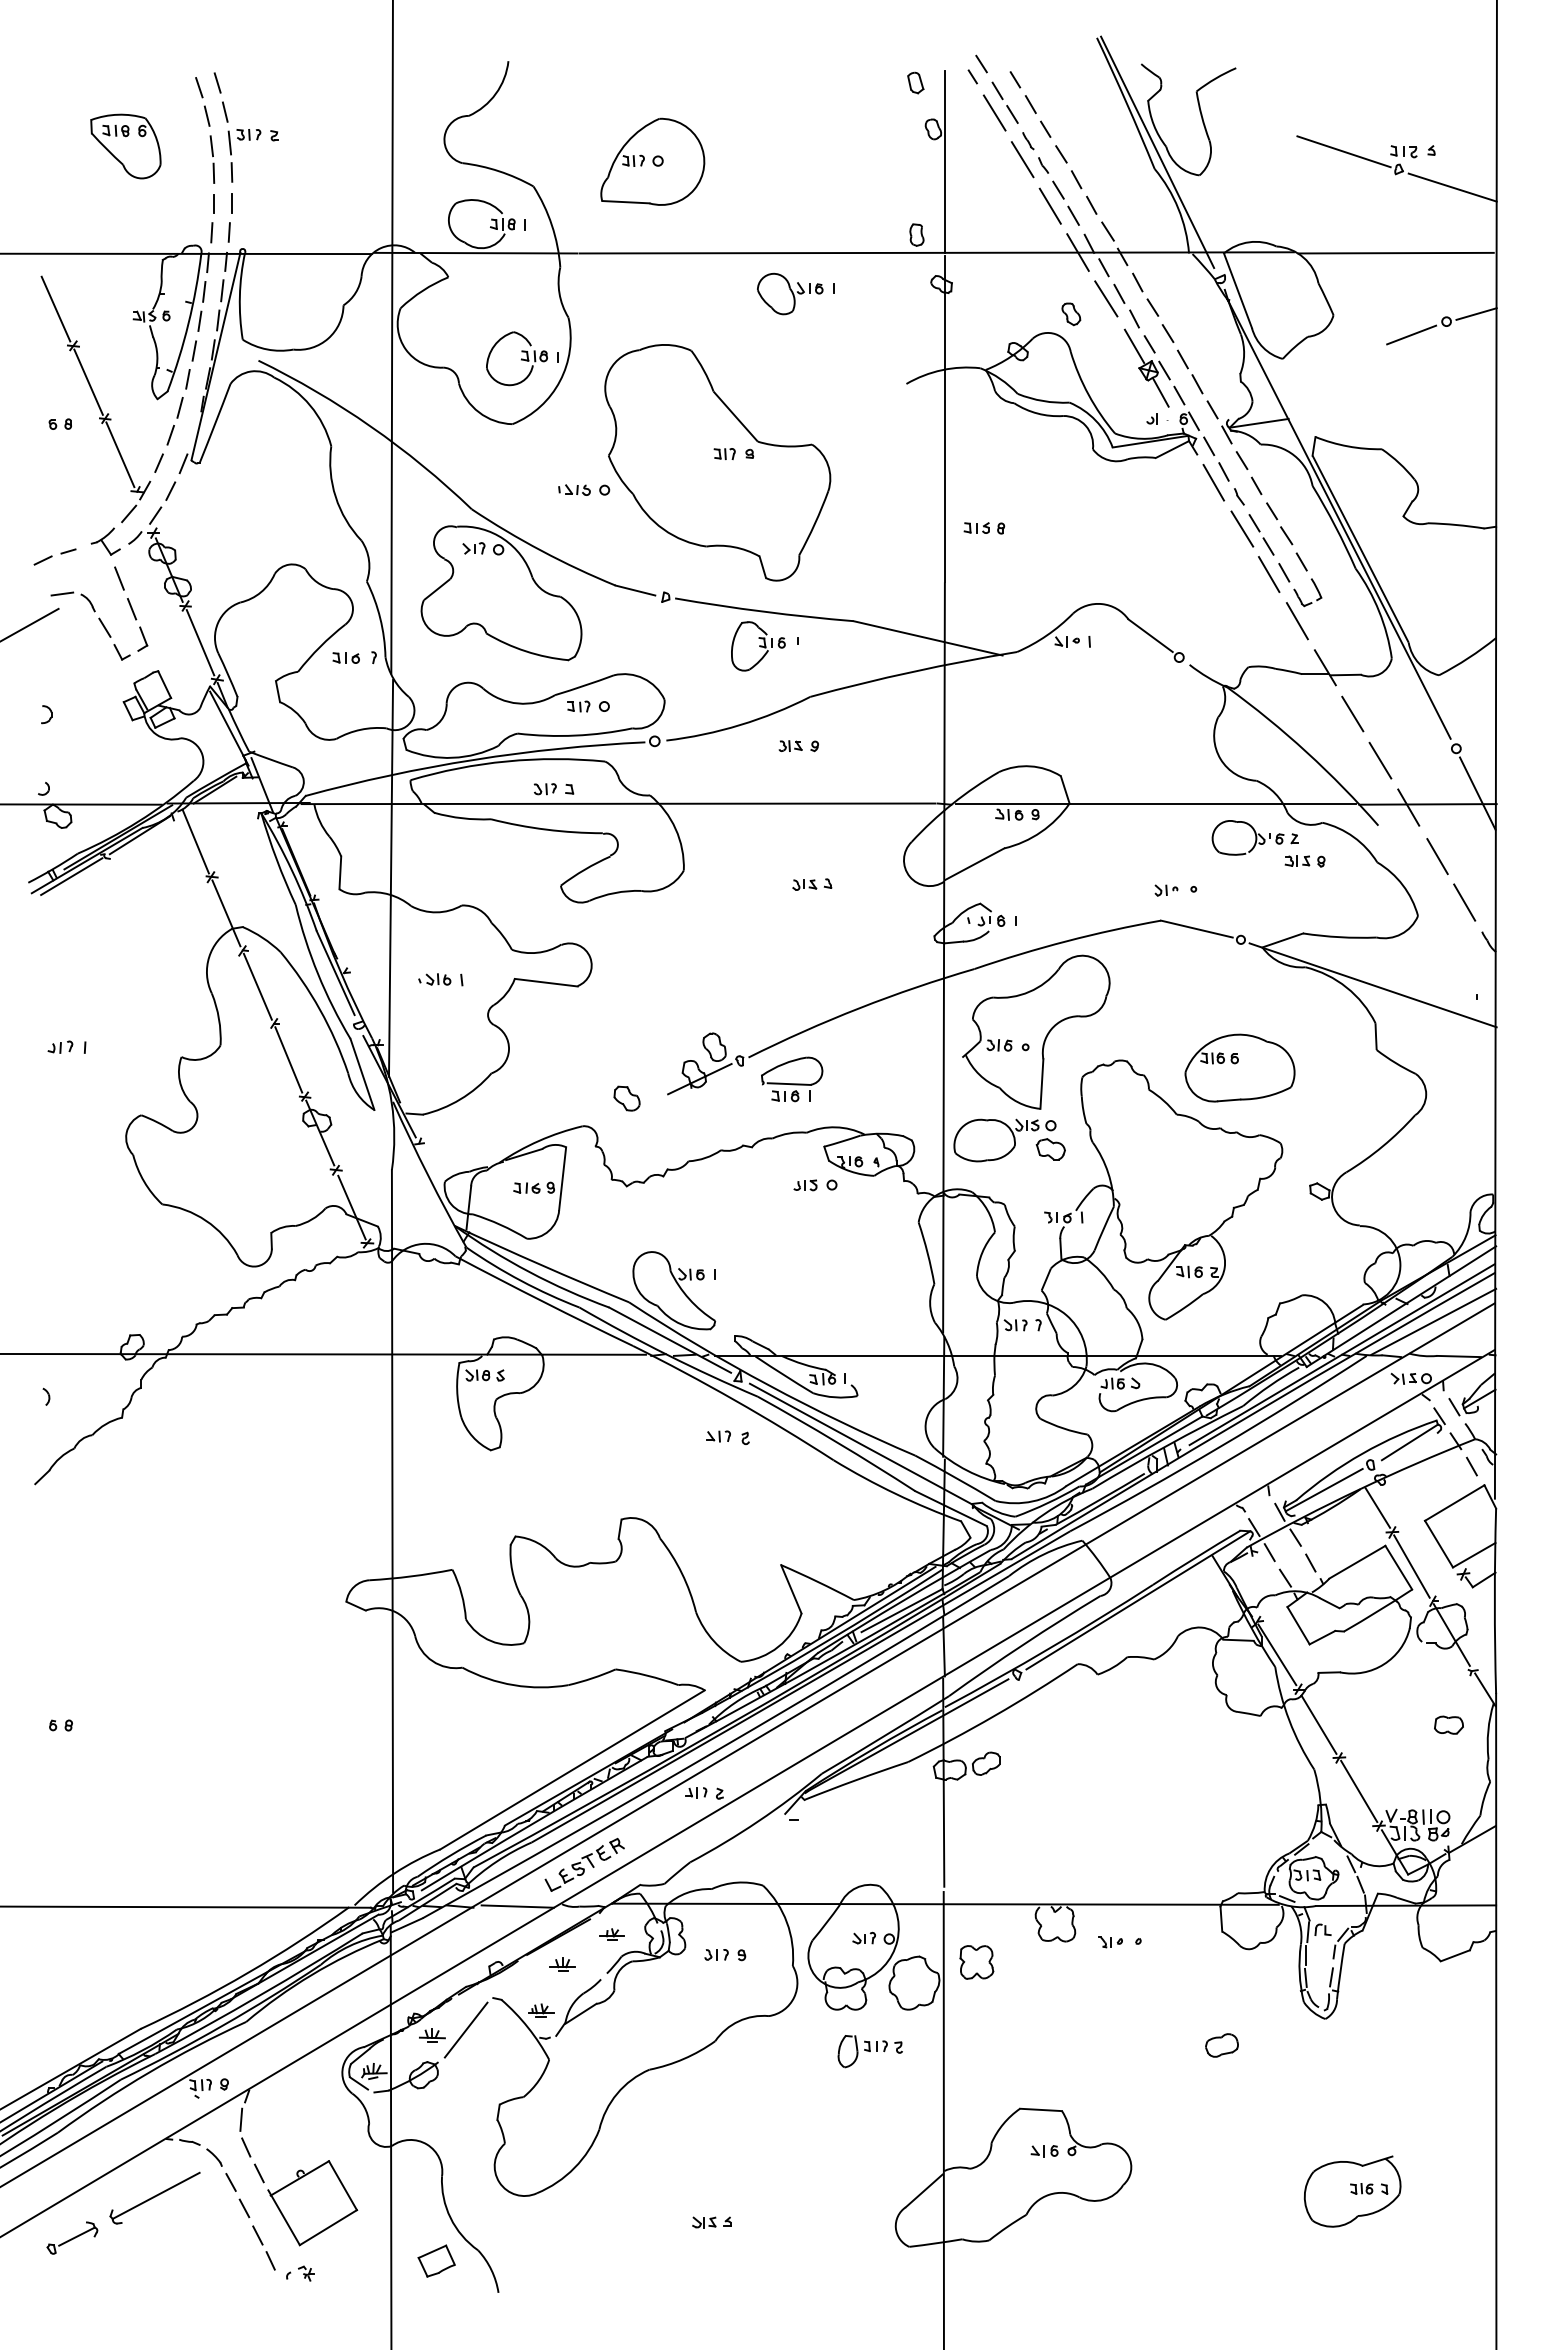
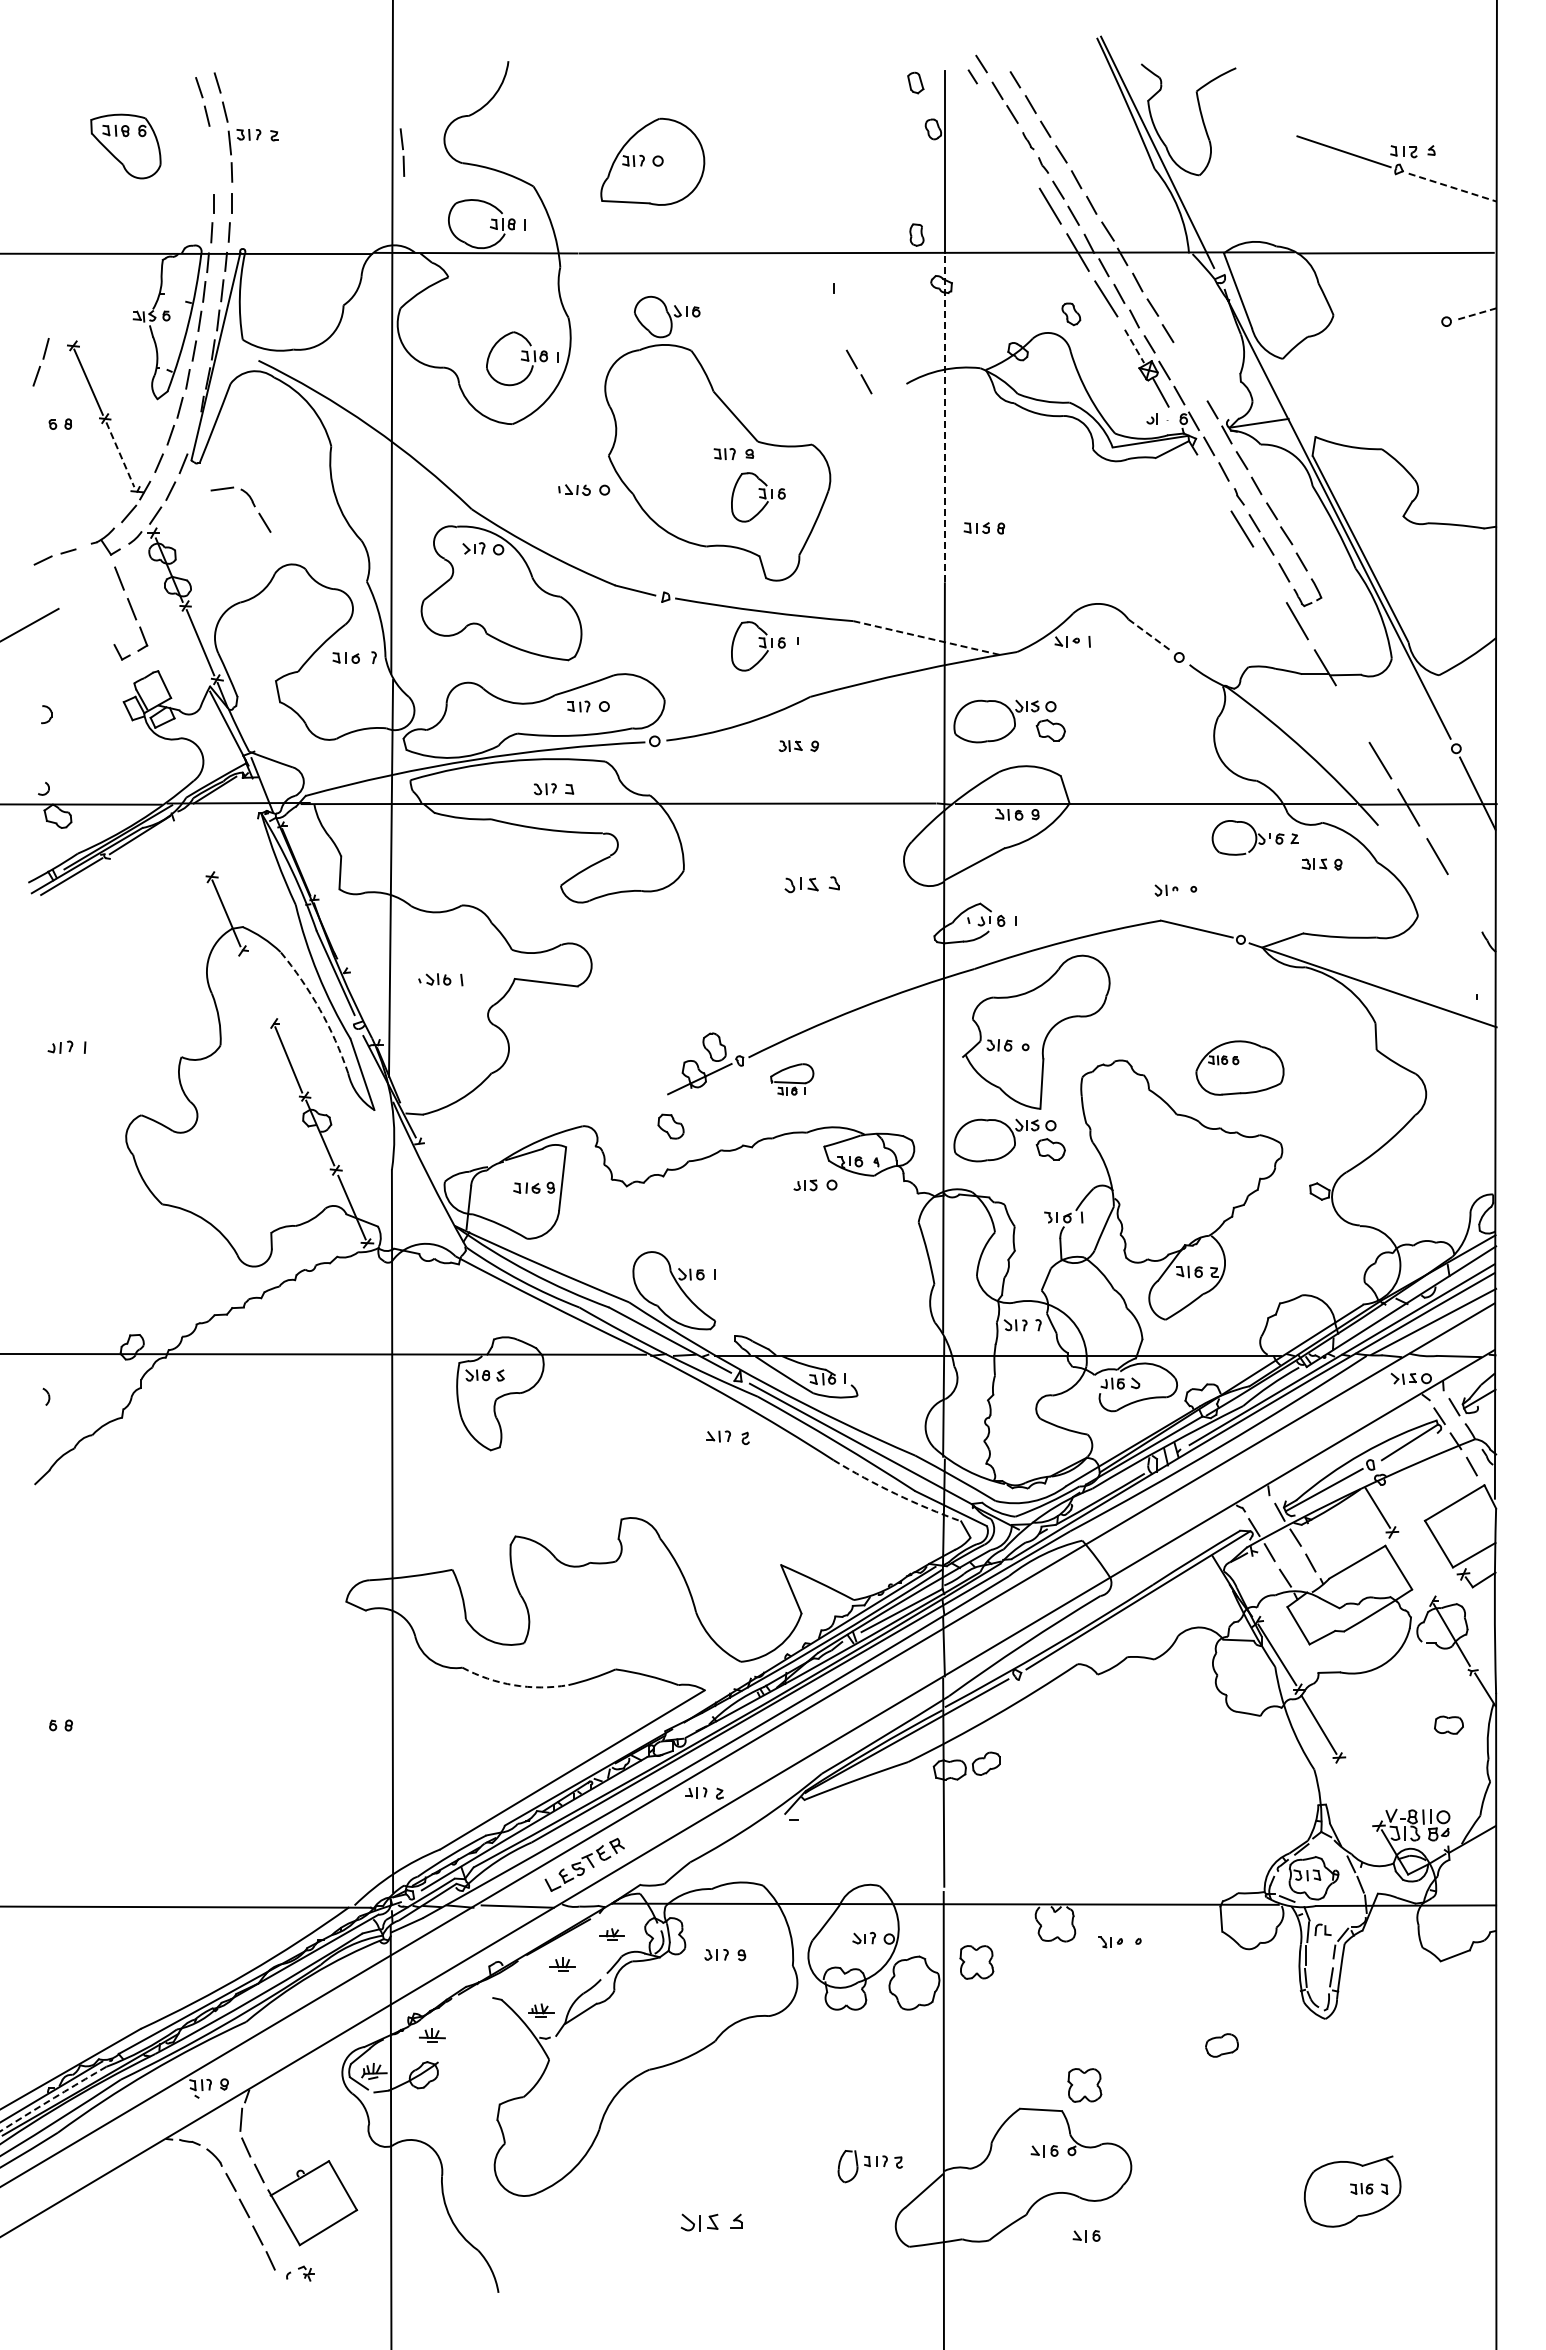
line: present -> none (994, 112)
part position: (212, 159) -> (402, 152) (402, 152)
line: present -> none (1022, 159)
line: solid -> dashed (1453, 187)
part position: (790, 293) -> (667, 316) (667, 316)
line: present -> none (55, 308)
line: solid -> dashed (1476, 314)
line: present -> none (1411, 334)
line: solid -> dashed (1134, 346)
part: none -> present (40, 362)
part position: (1189, 371) -> (858, 371) (858, 371)
line: solid -> dashed (944, 419)
line: solid -> dashed (120, 455)
line: present -> none (1213, 482)
part: none -> present (758, 497)
line: present -> none (1268, 574)
part position: (92, 609) -> (252, 504) (252, 504)
line: solid -> dashed (1150, 635)
line: solid -> dashed (927, 638)
line: present -> none (1352, 713)
part: none -> present (1009, 721)
line: present -> none (195, 841)
part position: (1304, 861) -> (1321, 864) (1321, 864)
part size: 41x13 px -> 56x18 px (811, 884)
line: present -> none (1464, 902)
line: present -> none (257, 986)
arc: solid -> dashed (319, 1009)
part size: 112x70 px -> 90x56 px (1239, 1067)
part size: 63x47 px -> 45x33 px (792, 1079)
part position: (626, 1098) -> (670, 1126) (670, 1126)
arc: solid -> dashed (895, 1493)
line: present -> none (1411, 1566)
arc: solid -> dashed (513, 1685)
line: present -> none (1359, 1791)
line: present -> none (465, 2029)
part position: (869, 2051) -> (869, 2166) (869, 2166)
part: none -> present (1084, 2085)
arc: solid -> dashed (52, 2098)
part: present -> none (154, 2197)
part size: 40x13 px -> 63x19 px (711, 2222)
part: none -> present (1086, 2236)
part: present -> none (72, 2237)
part: present -> none (436, 2260)
